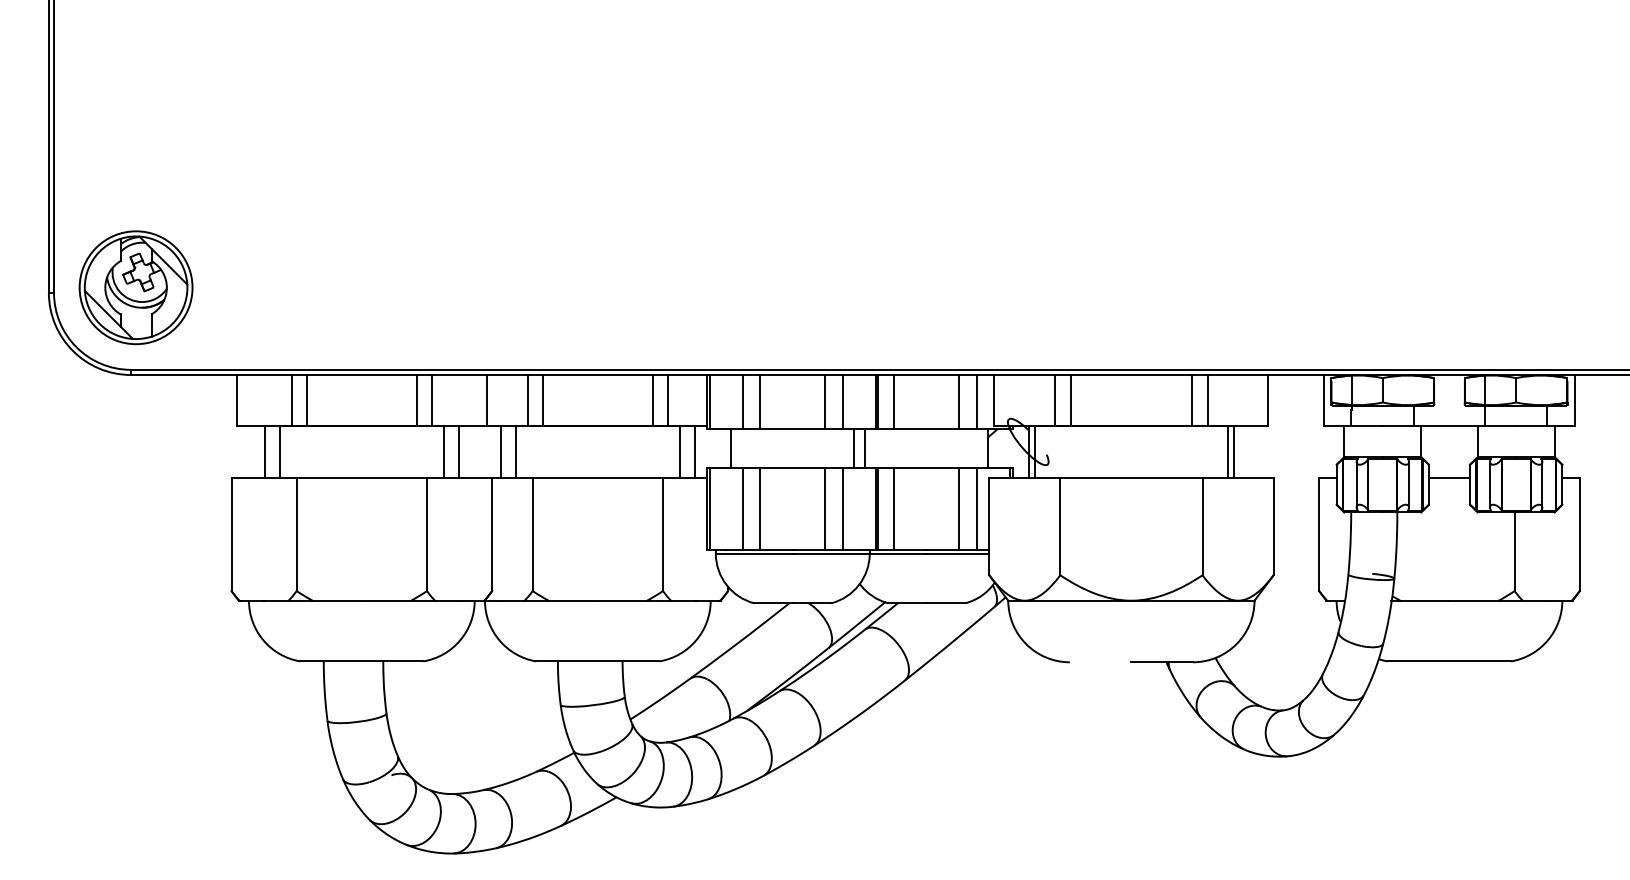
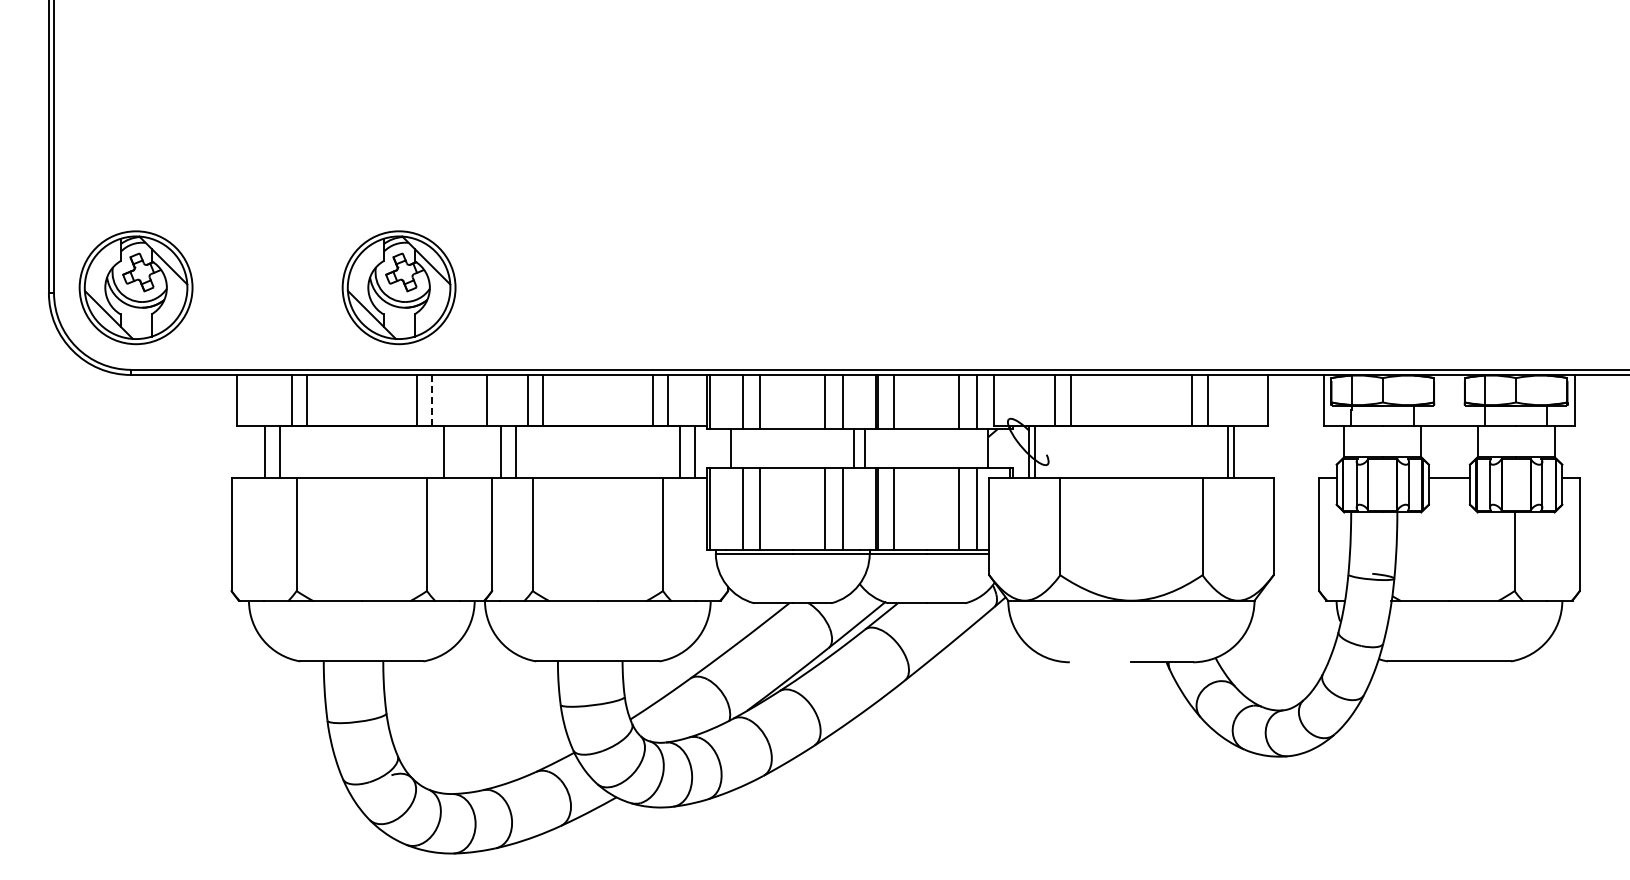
part: none -> present (398, 287)
line: solid -> dashed (432, 400)
line: present -> none (458, 451)
